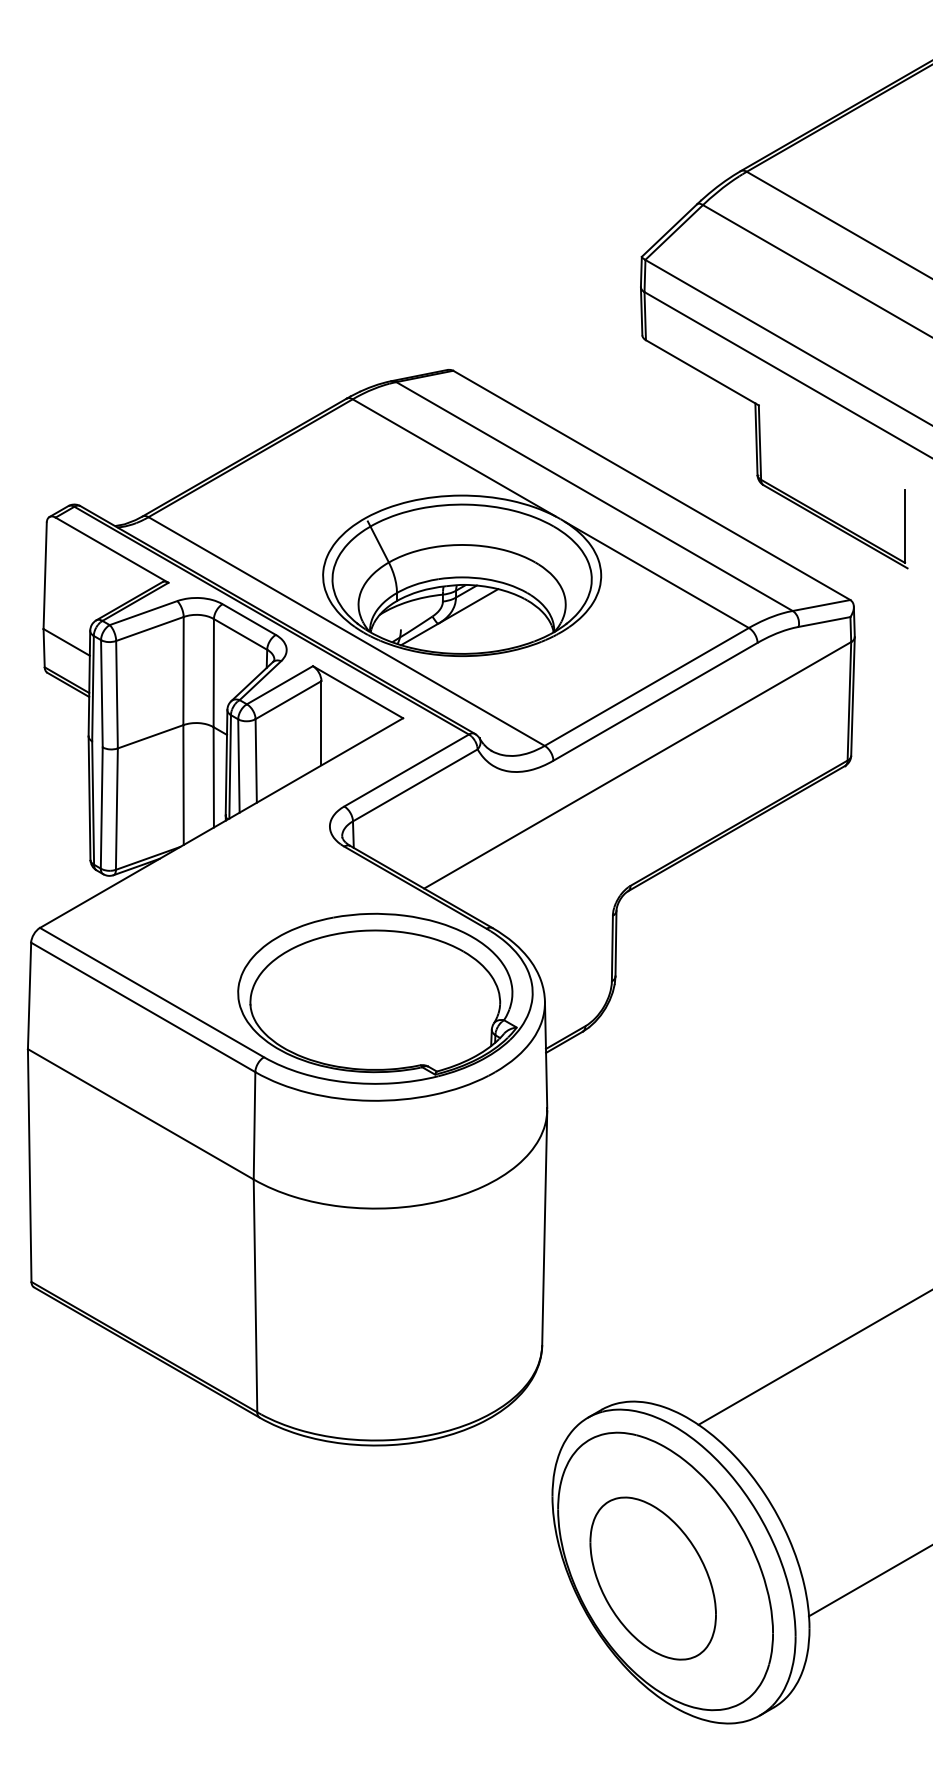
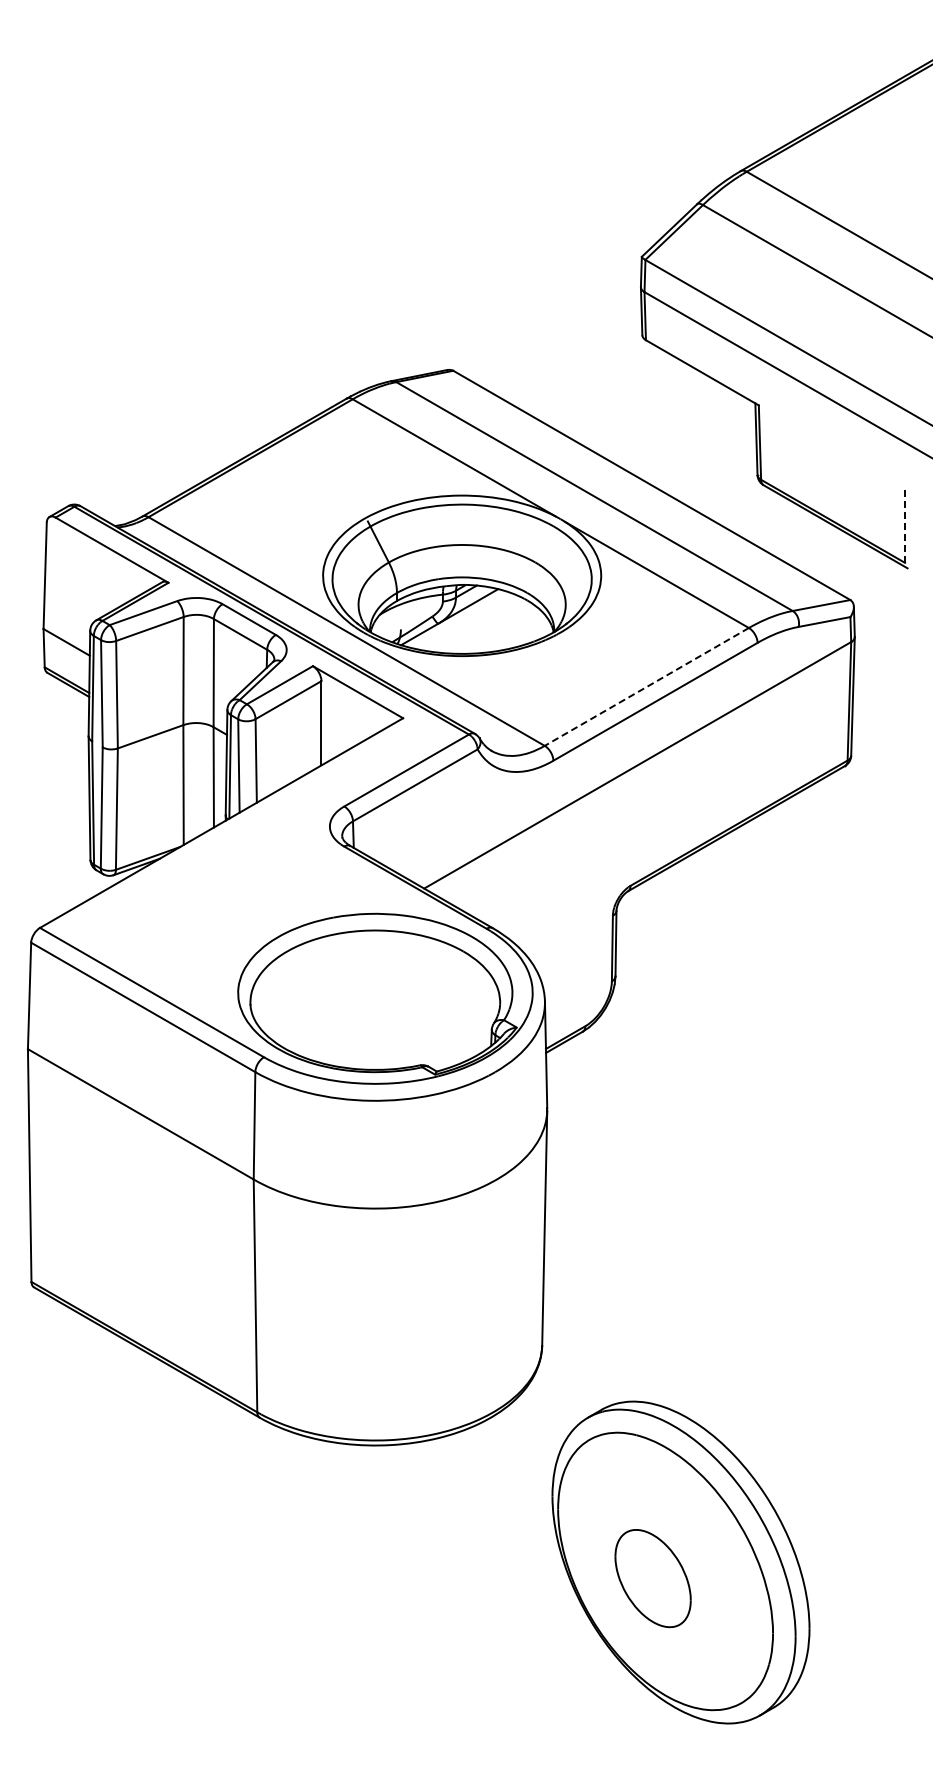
line: solid -> dashed (905, 526)
line: solid -> dashed (646, 686)
line: present -> none (813, 1357)
part size: 128x165 px -> 78x100 px (652, 1578)
line: present -> none (868, 1581)
